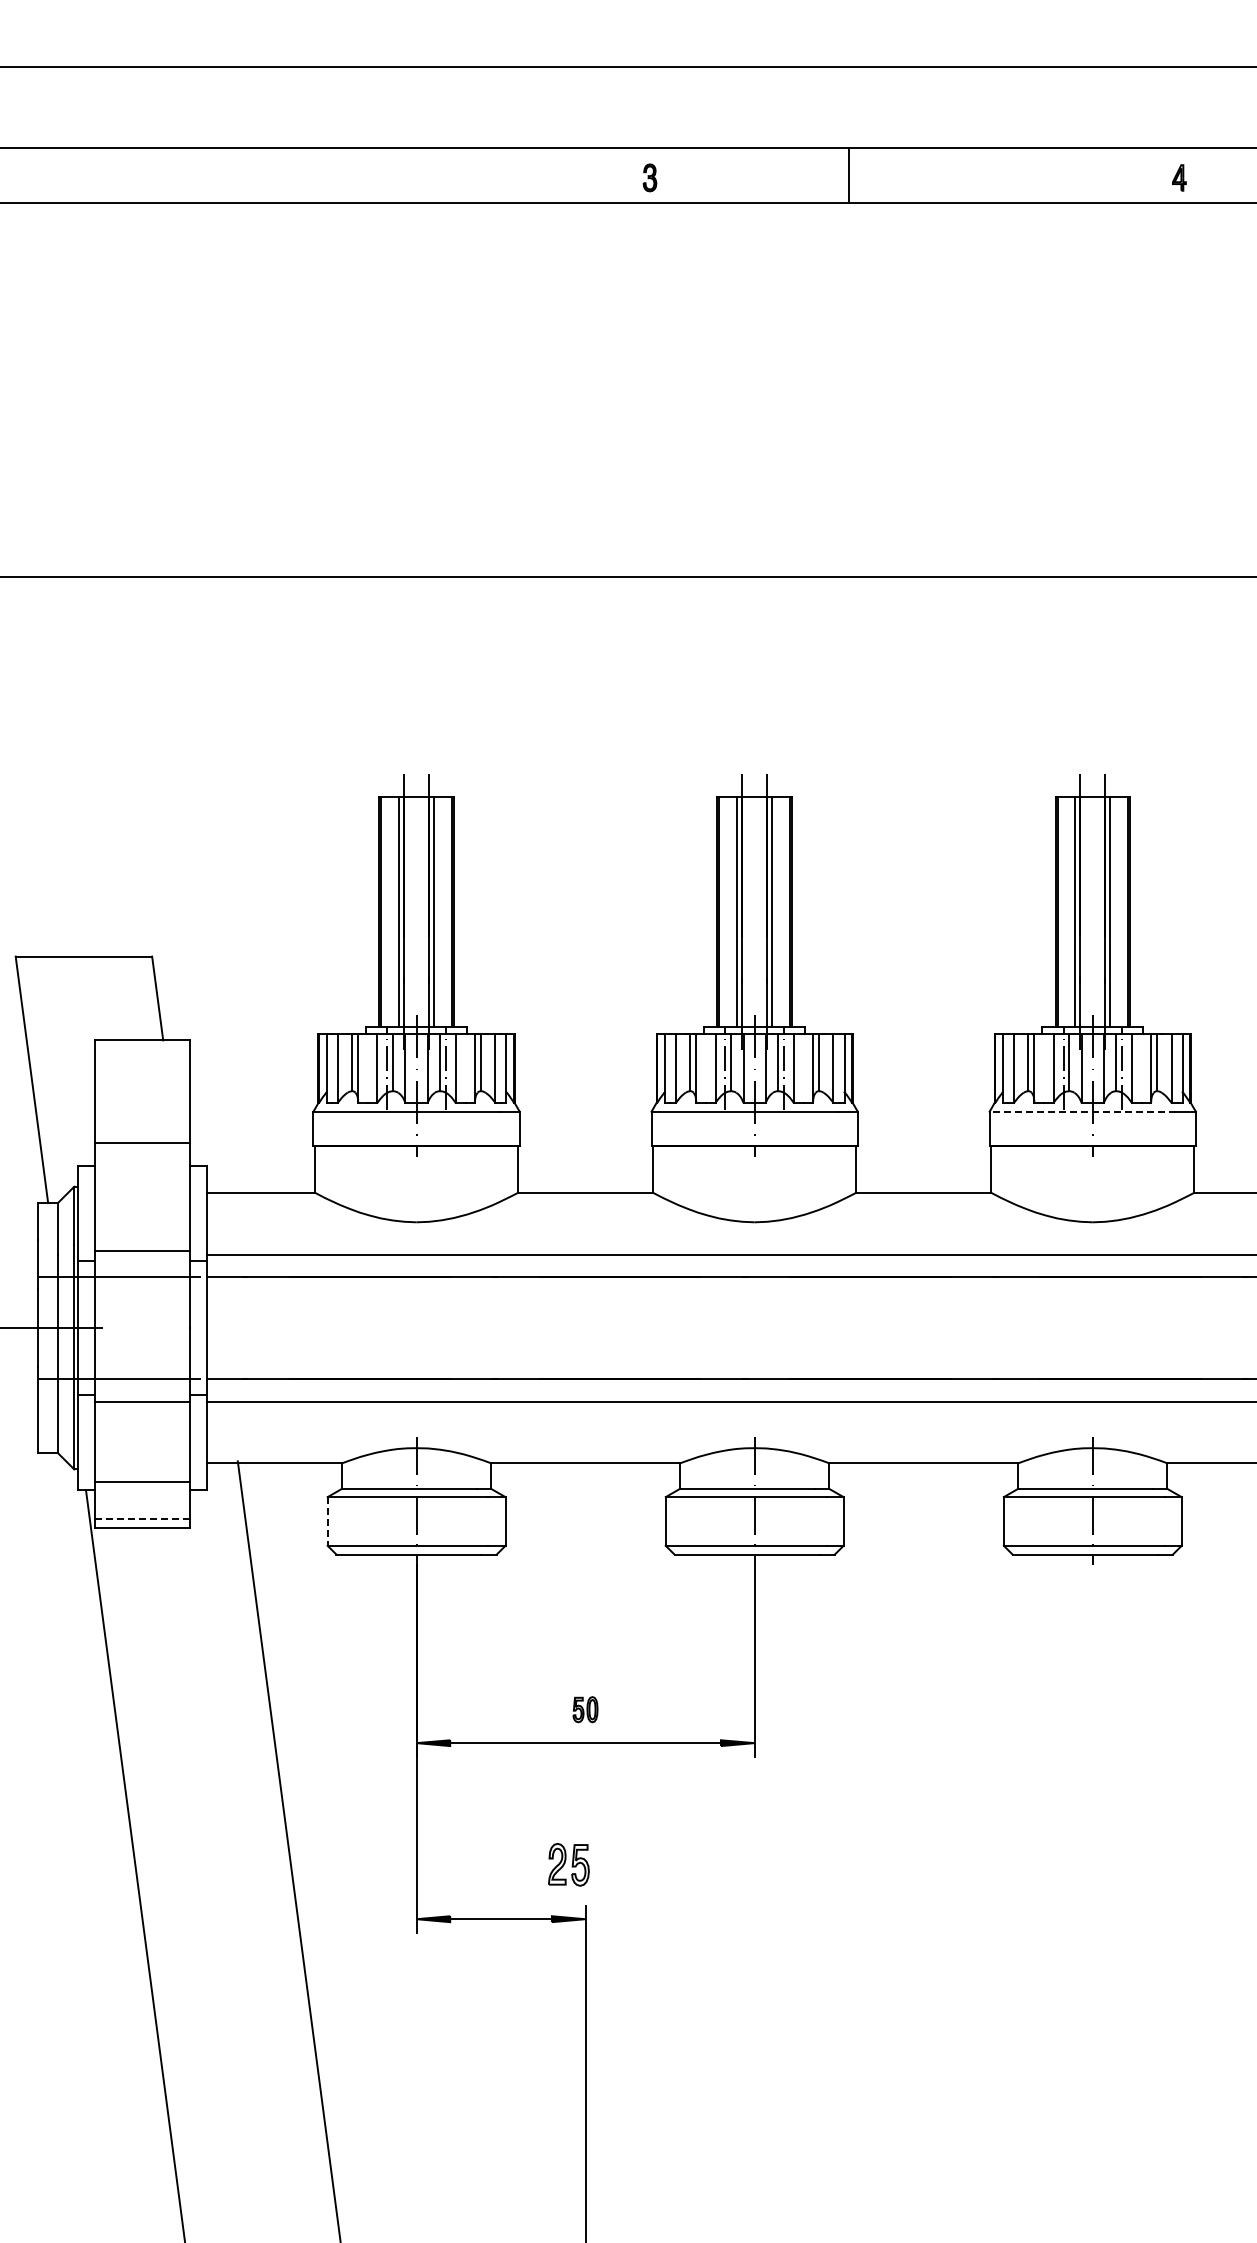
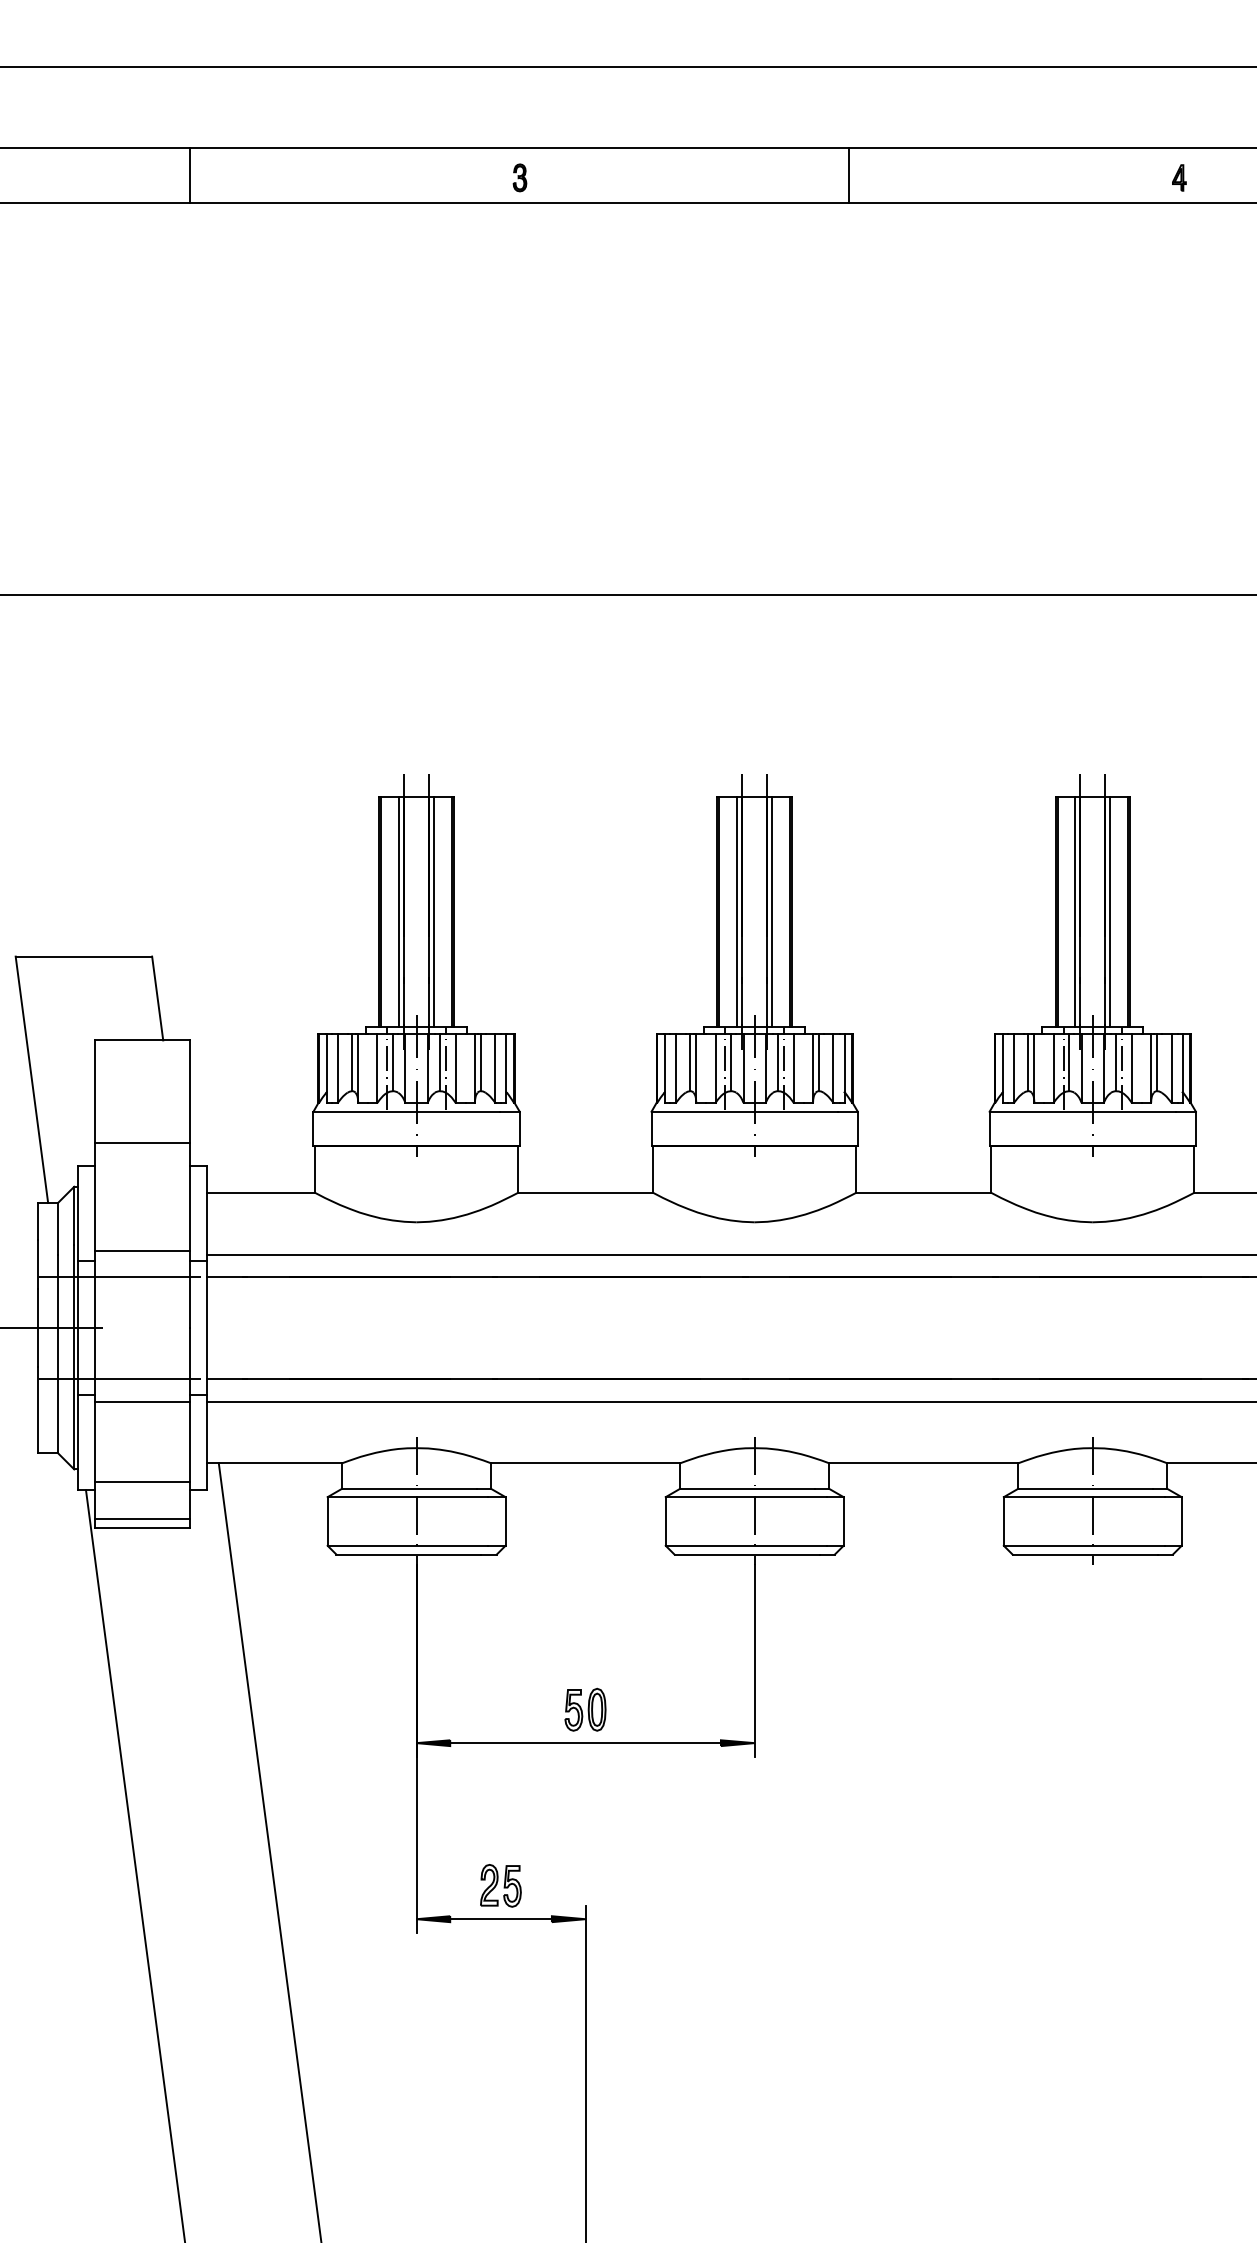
line: none -> present (190, 175)
part position: (649, 177) -> (519, 177) (519, 177)
line position: (627, 577) -> (627, 595) (627, 595)
line: dashed -> solid (1082, 1111)
line: dashed -> solid (143, 1518)
line: dashed -> solid (327, 1521)
part size: 27x28 px -> 43x45 px (585, 1709)
line position: (288, 1850) -> (269, 1851) (269, 1851)
part position: (568, 1864) -> (500, 1885) (500, 1885)
